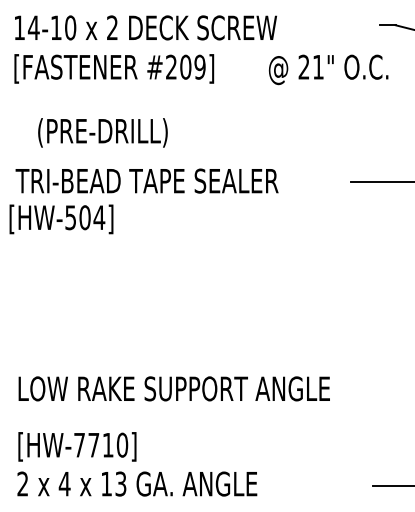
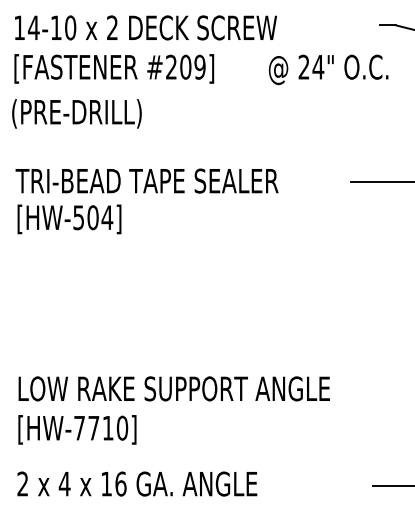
text: 21" -> 24" (318, 67)
text position: (102, 132) -> (76, 113) (76, 113)
text position: (61, 219) -> (69, 219) (69, 219)
text position: (77, 446) -> (77, 429) (77, 429)
text: 13 -> 16 (120, 483)
